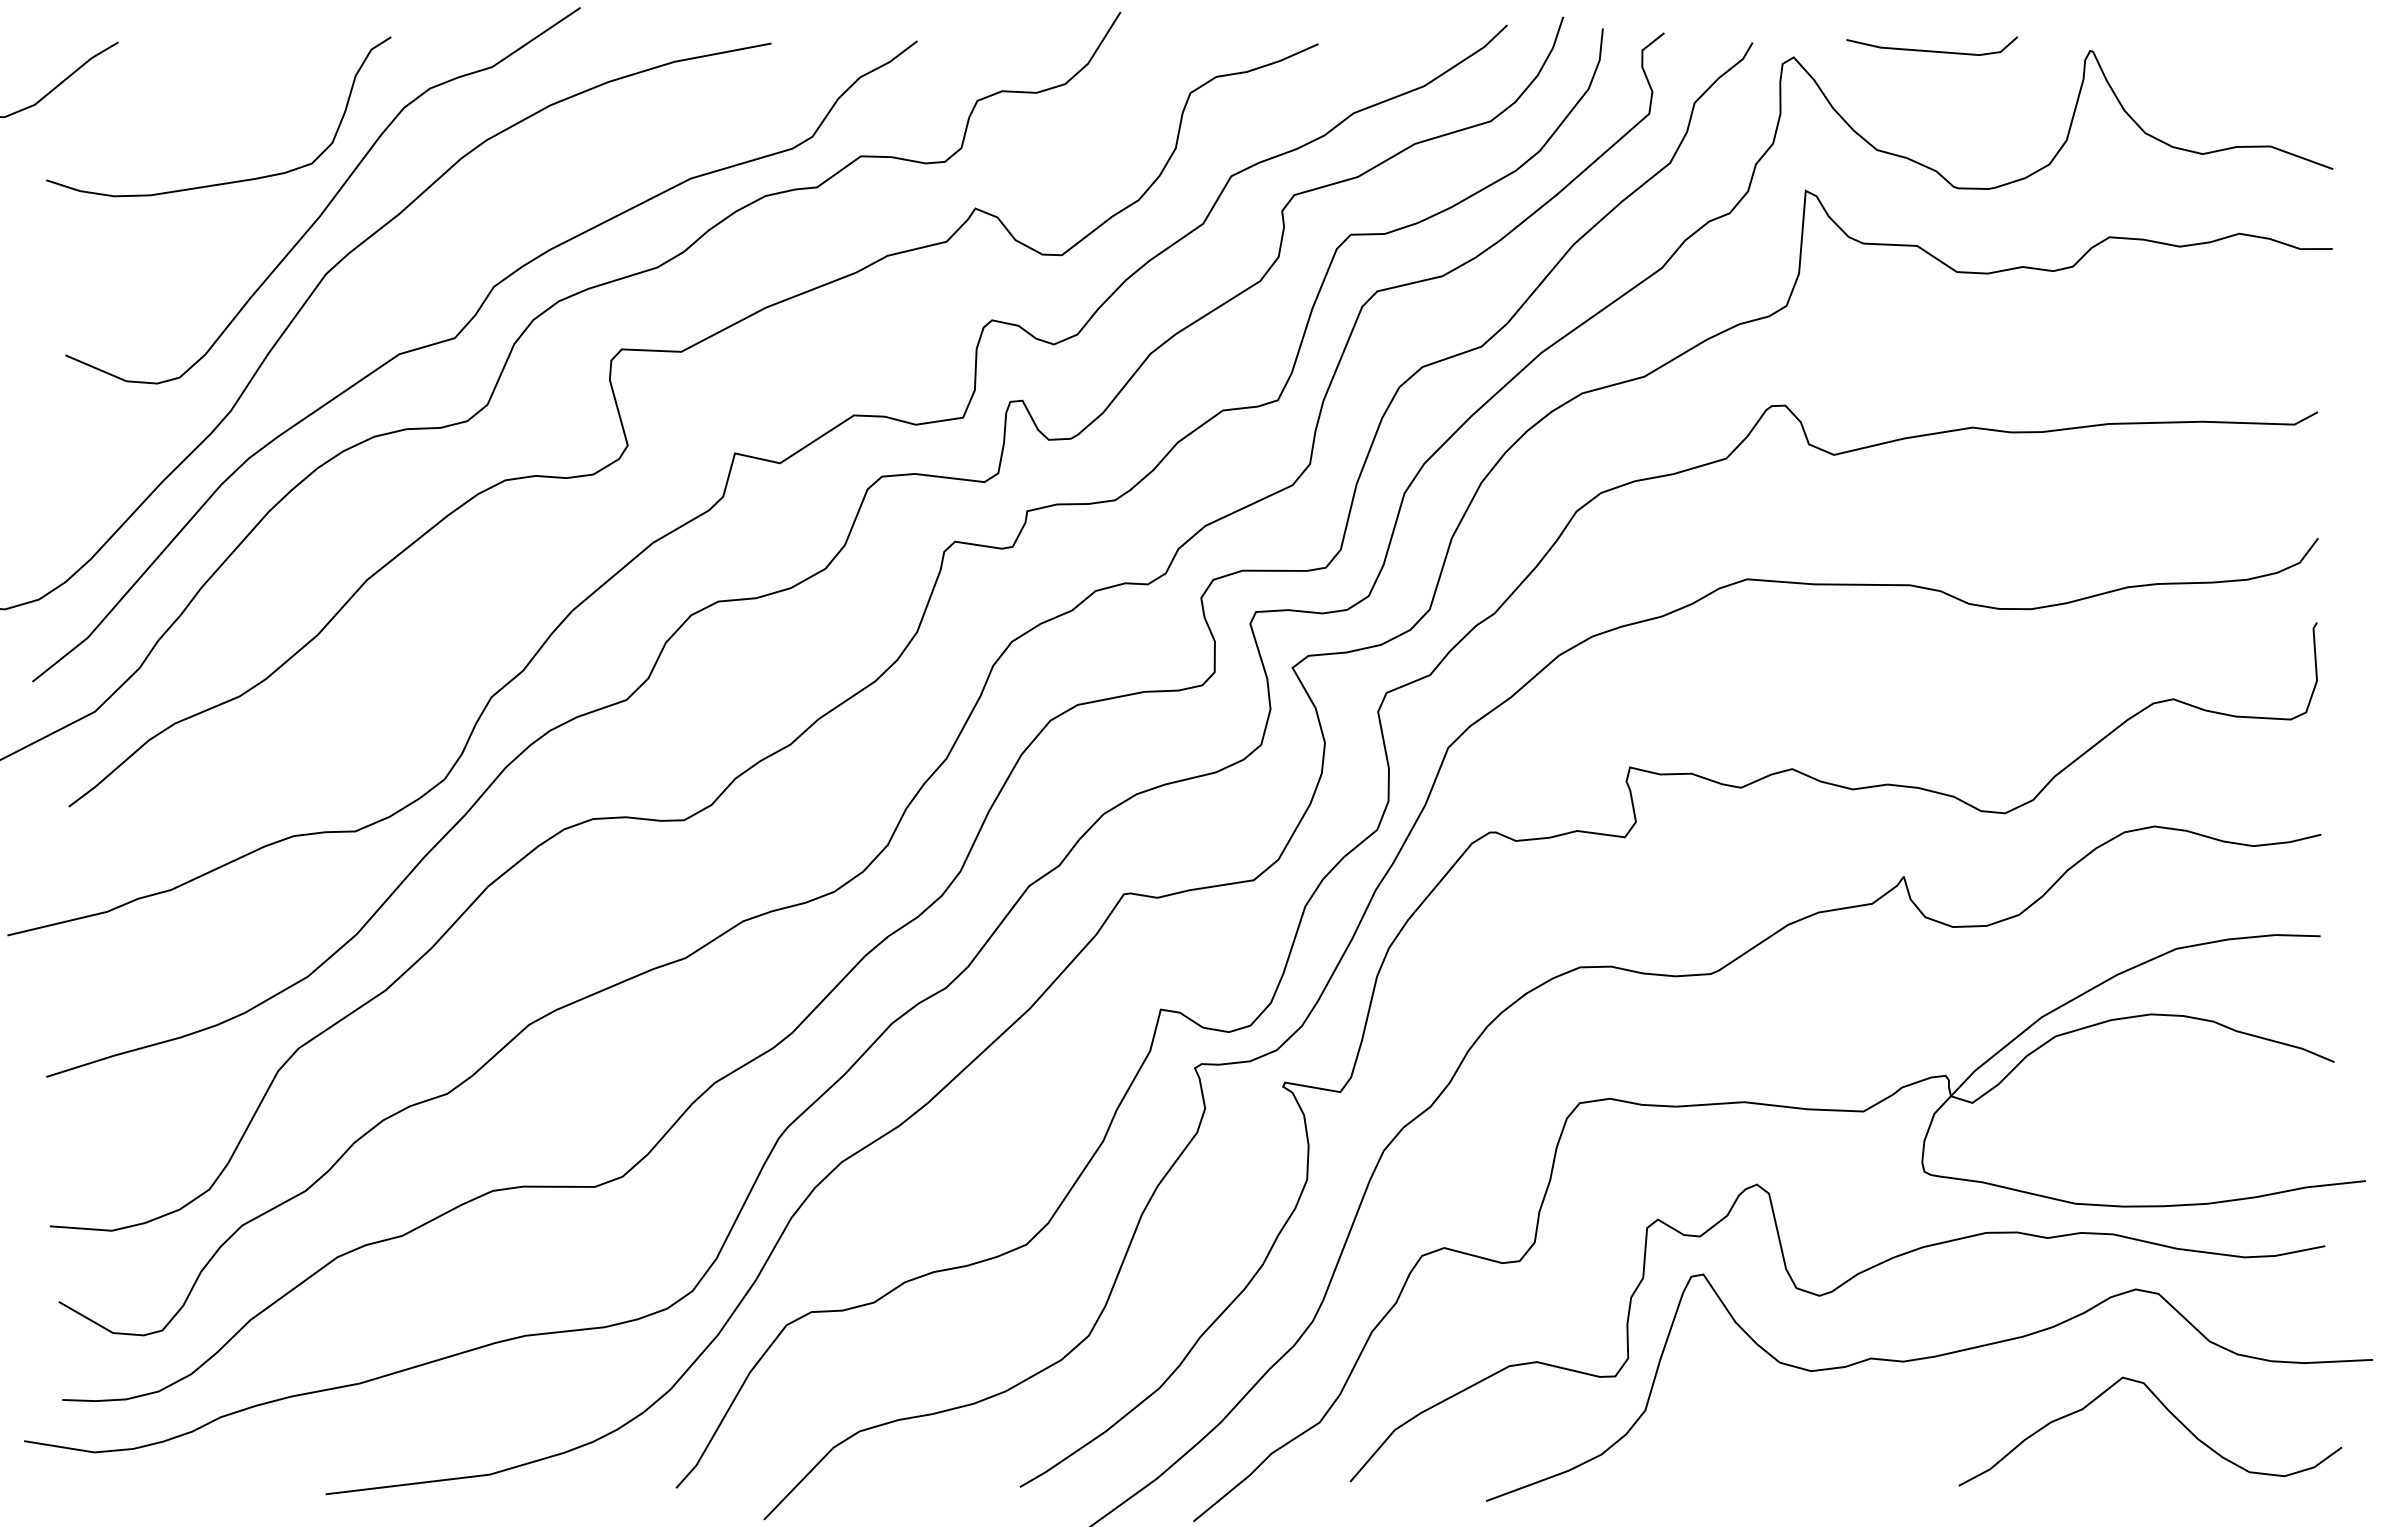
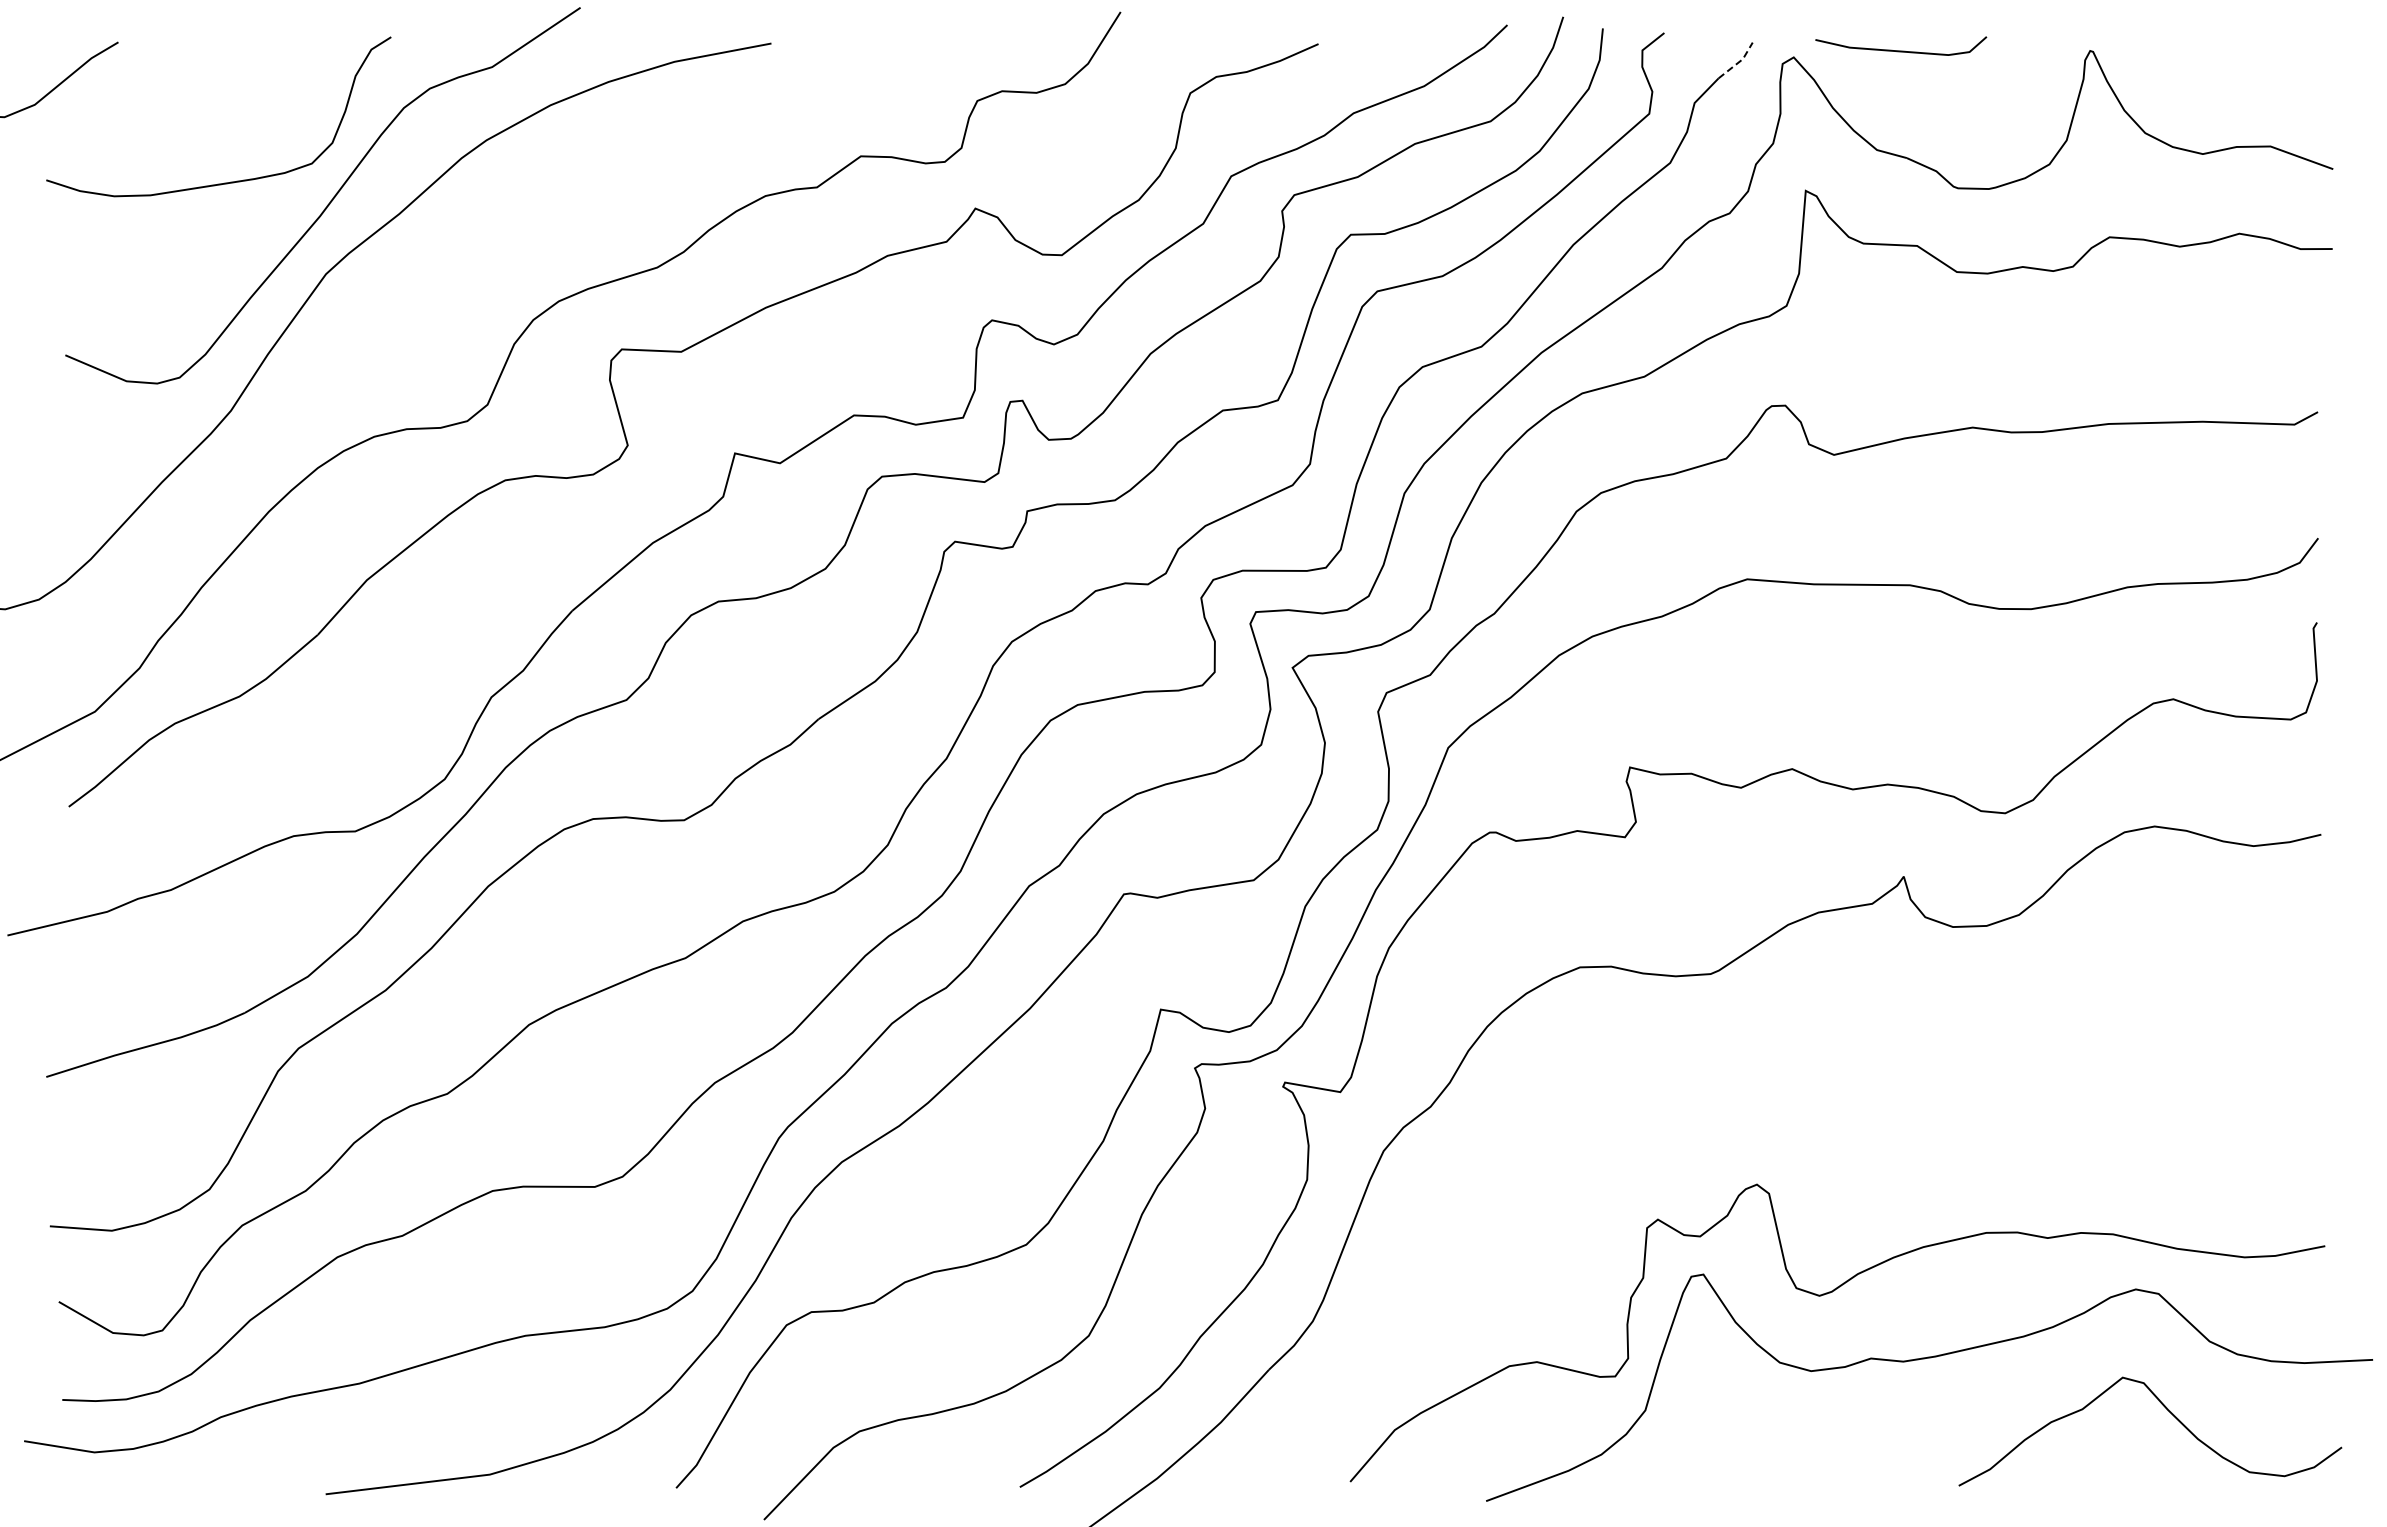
line position: (1932, 50) -> (1901, 50) (1901, 50)
line: solid -> dashed (1739, 62)
curve: present -> none (454, 339)
part: present -> none (1788, 1108)
